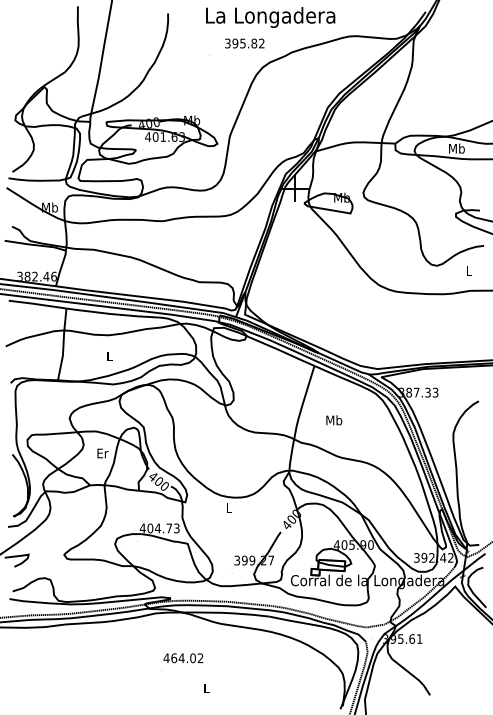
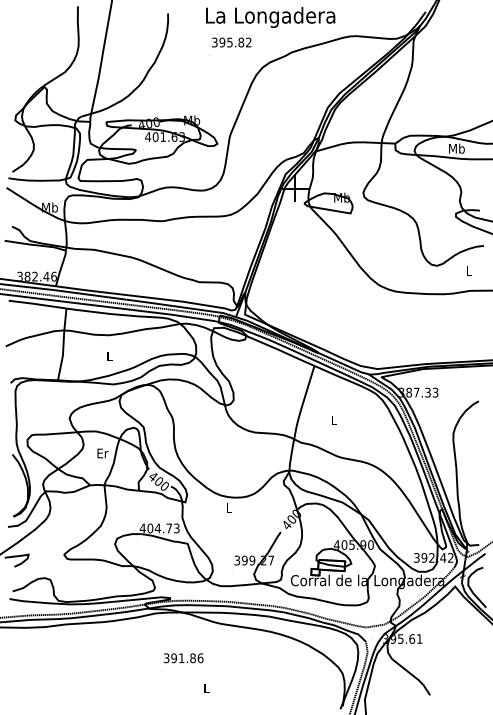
text position: (244, 43) -> (231, 42) (231, 42)
text: Mb -> L (334, 420)
text: 464.02 -> 391.86 (183, 658)
